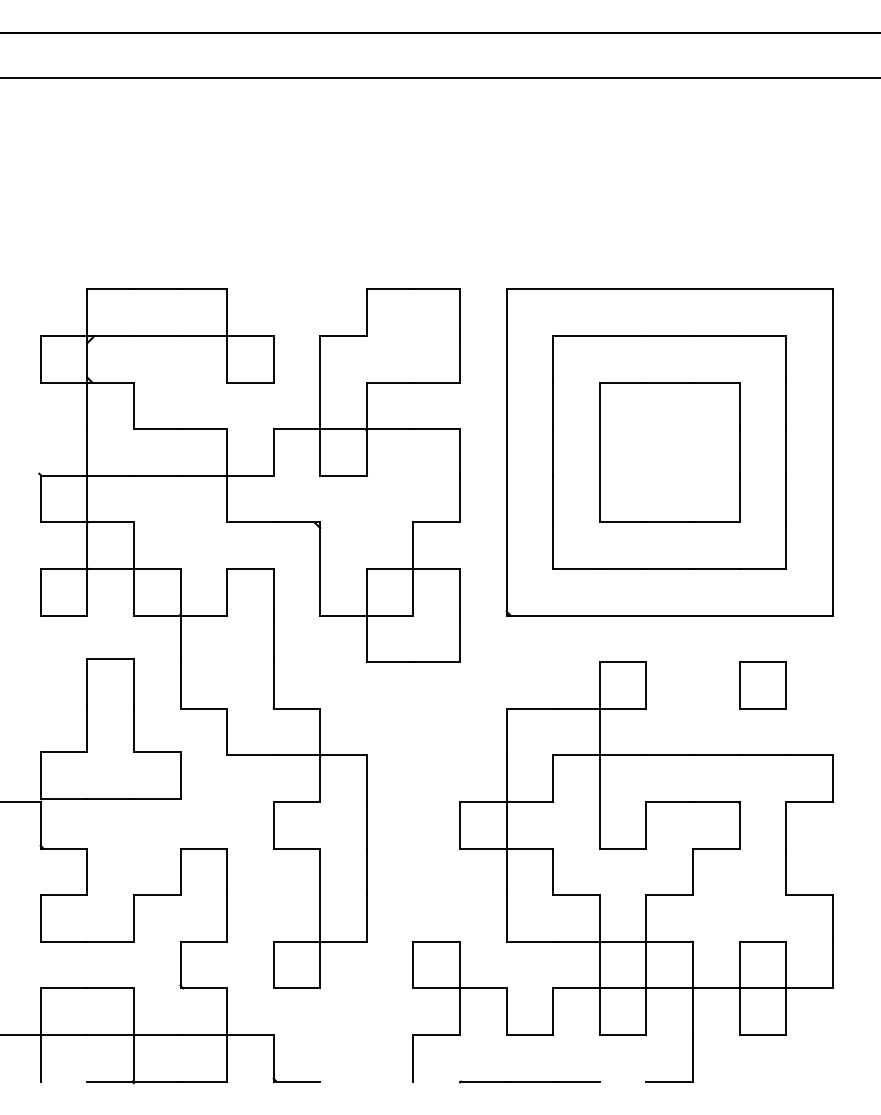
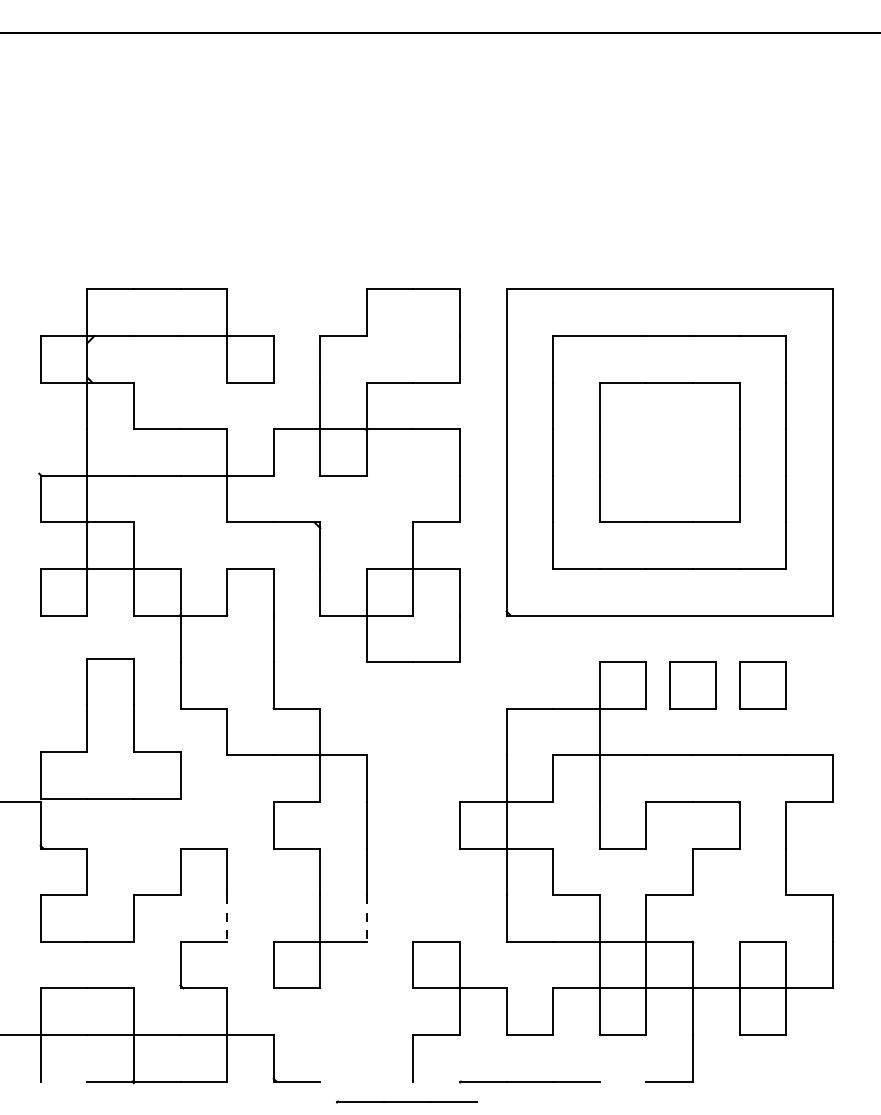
line: present -> none (439, 77)
part: none -> present (692, 685)
line: solid -> dashed (227, 918)
line: solid -> dashed (366, 918)
part: none -> present (406, 1101)
